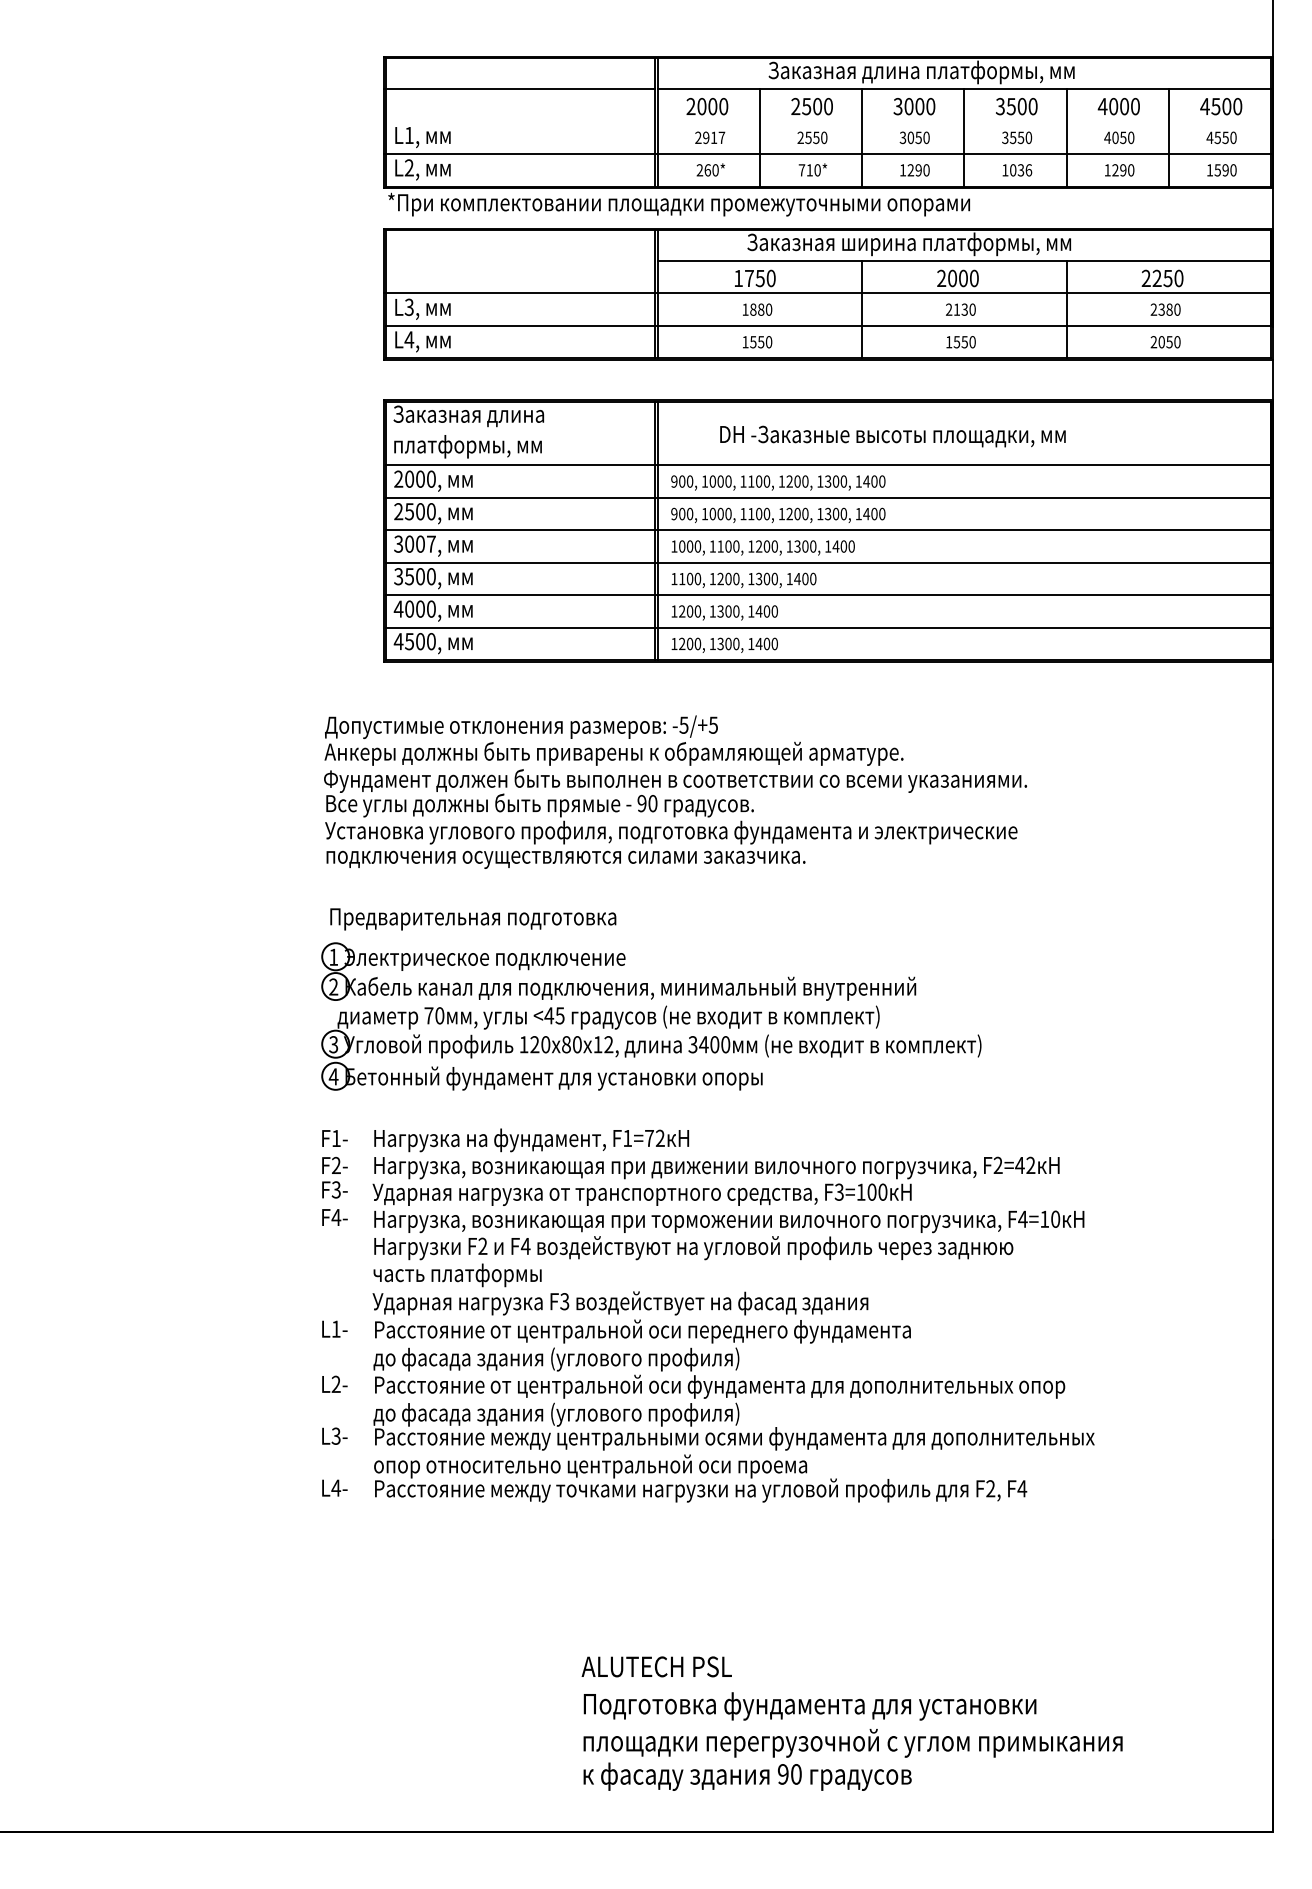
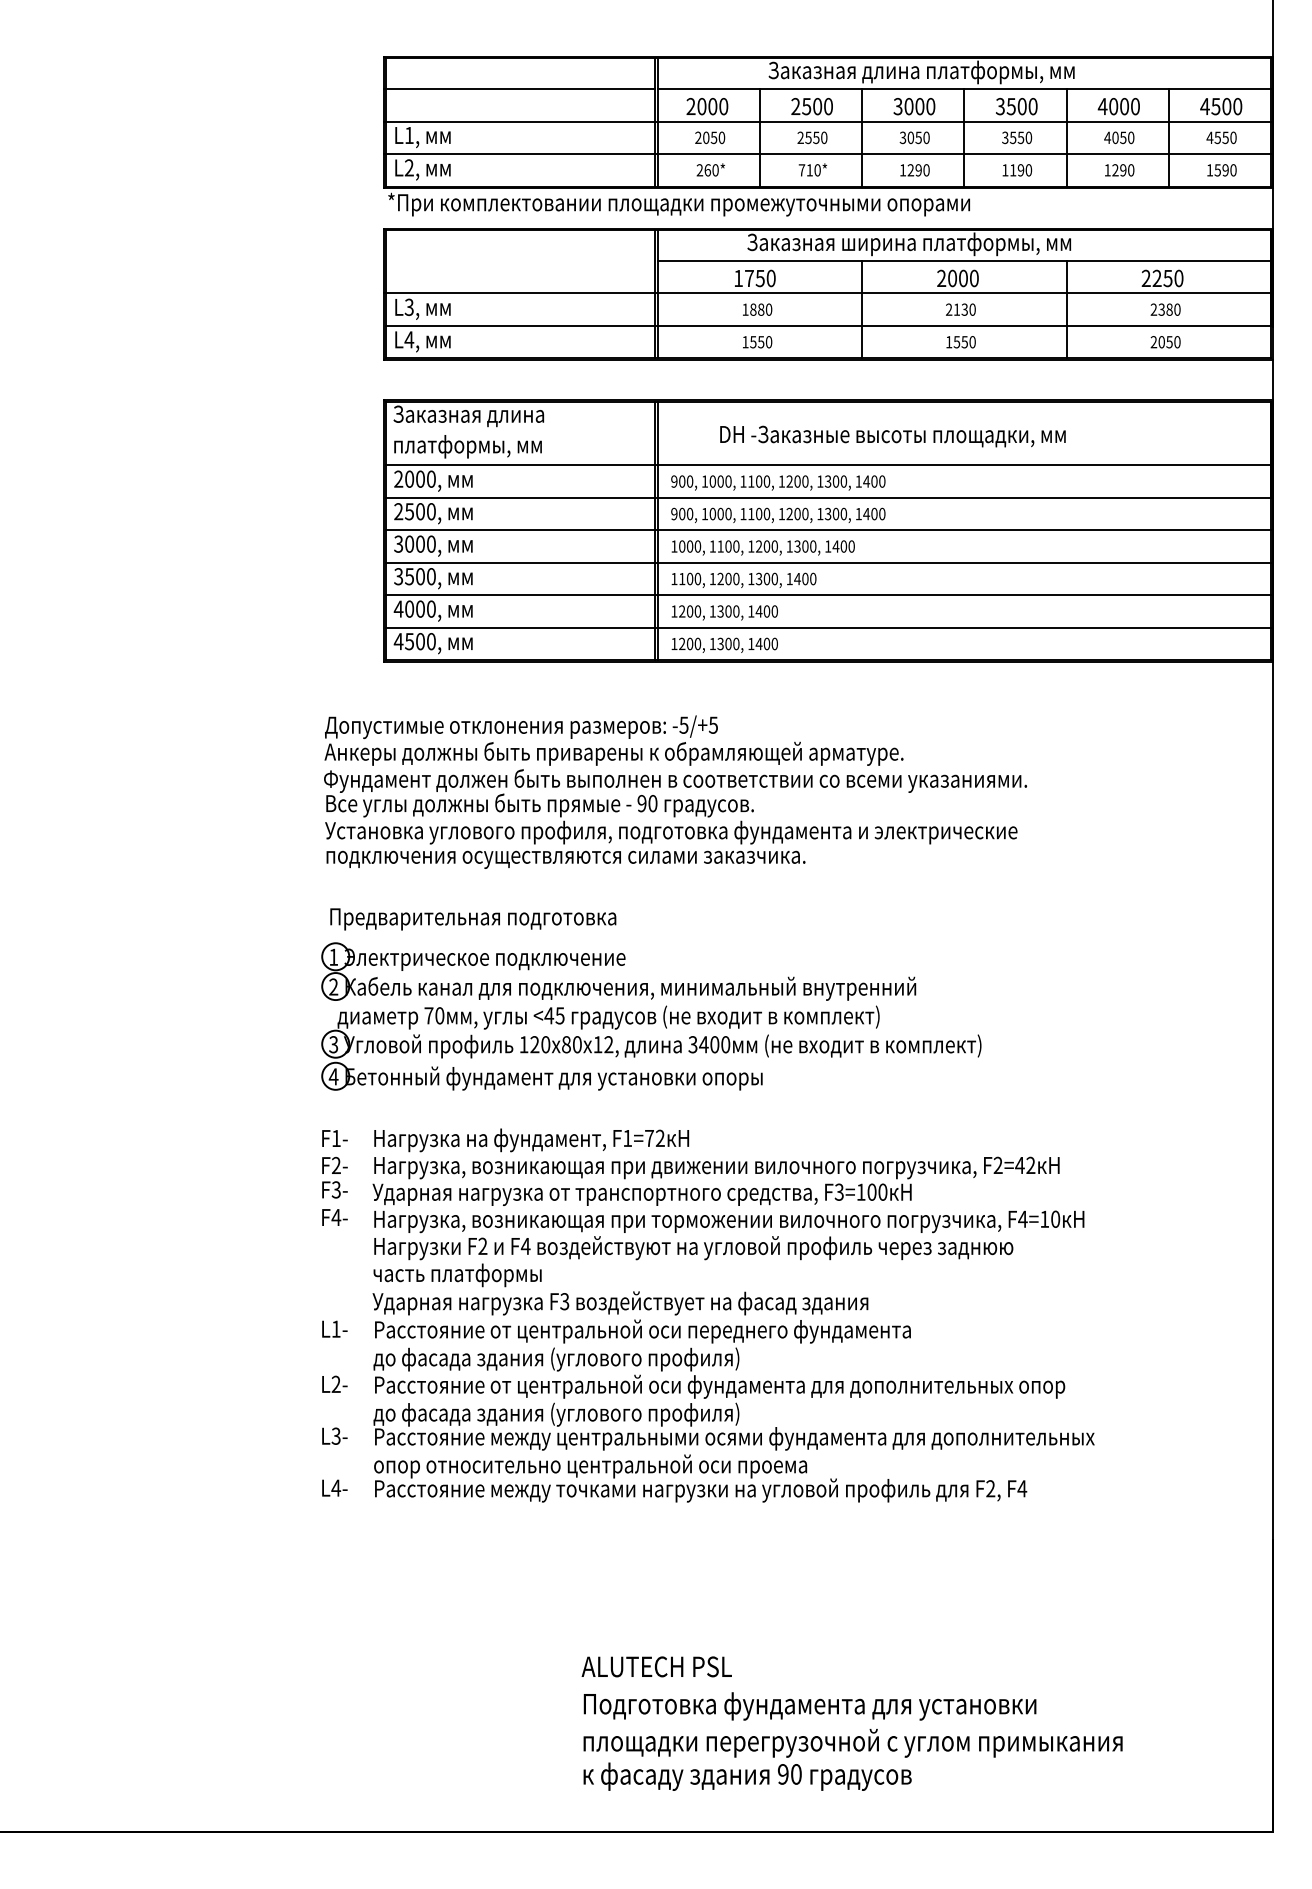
line: none -> present (827, 121)
text: 2917 -> 2050 (714, 137)
text: 1036 -> 1190 (1021, 170)
text: 3007, -> 3000, (431, 543)
